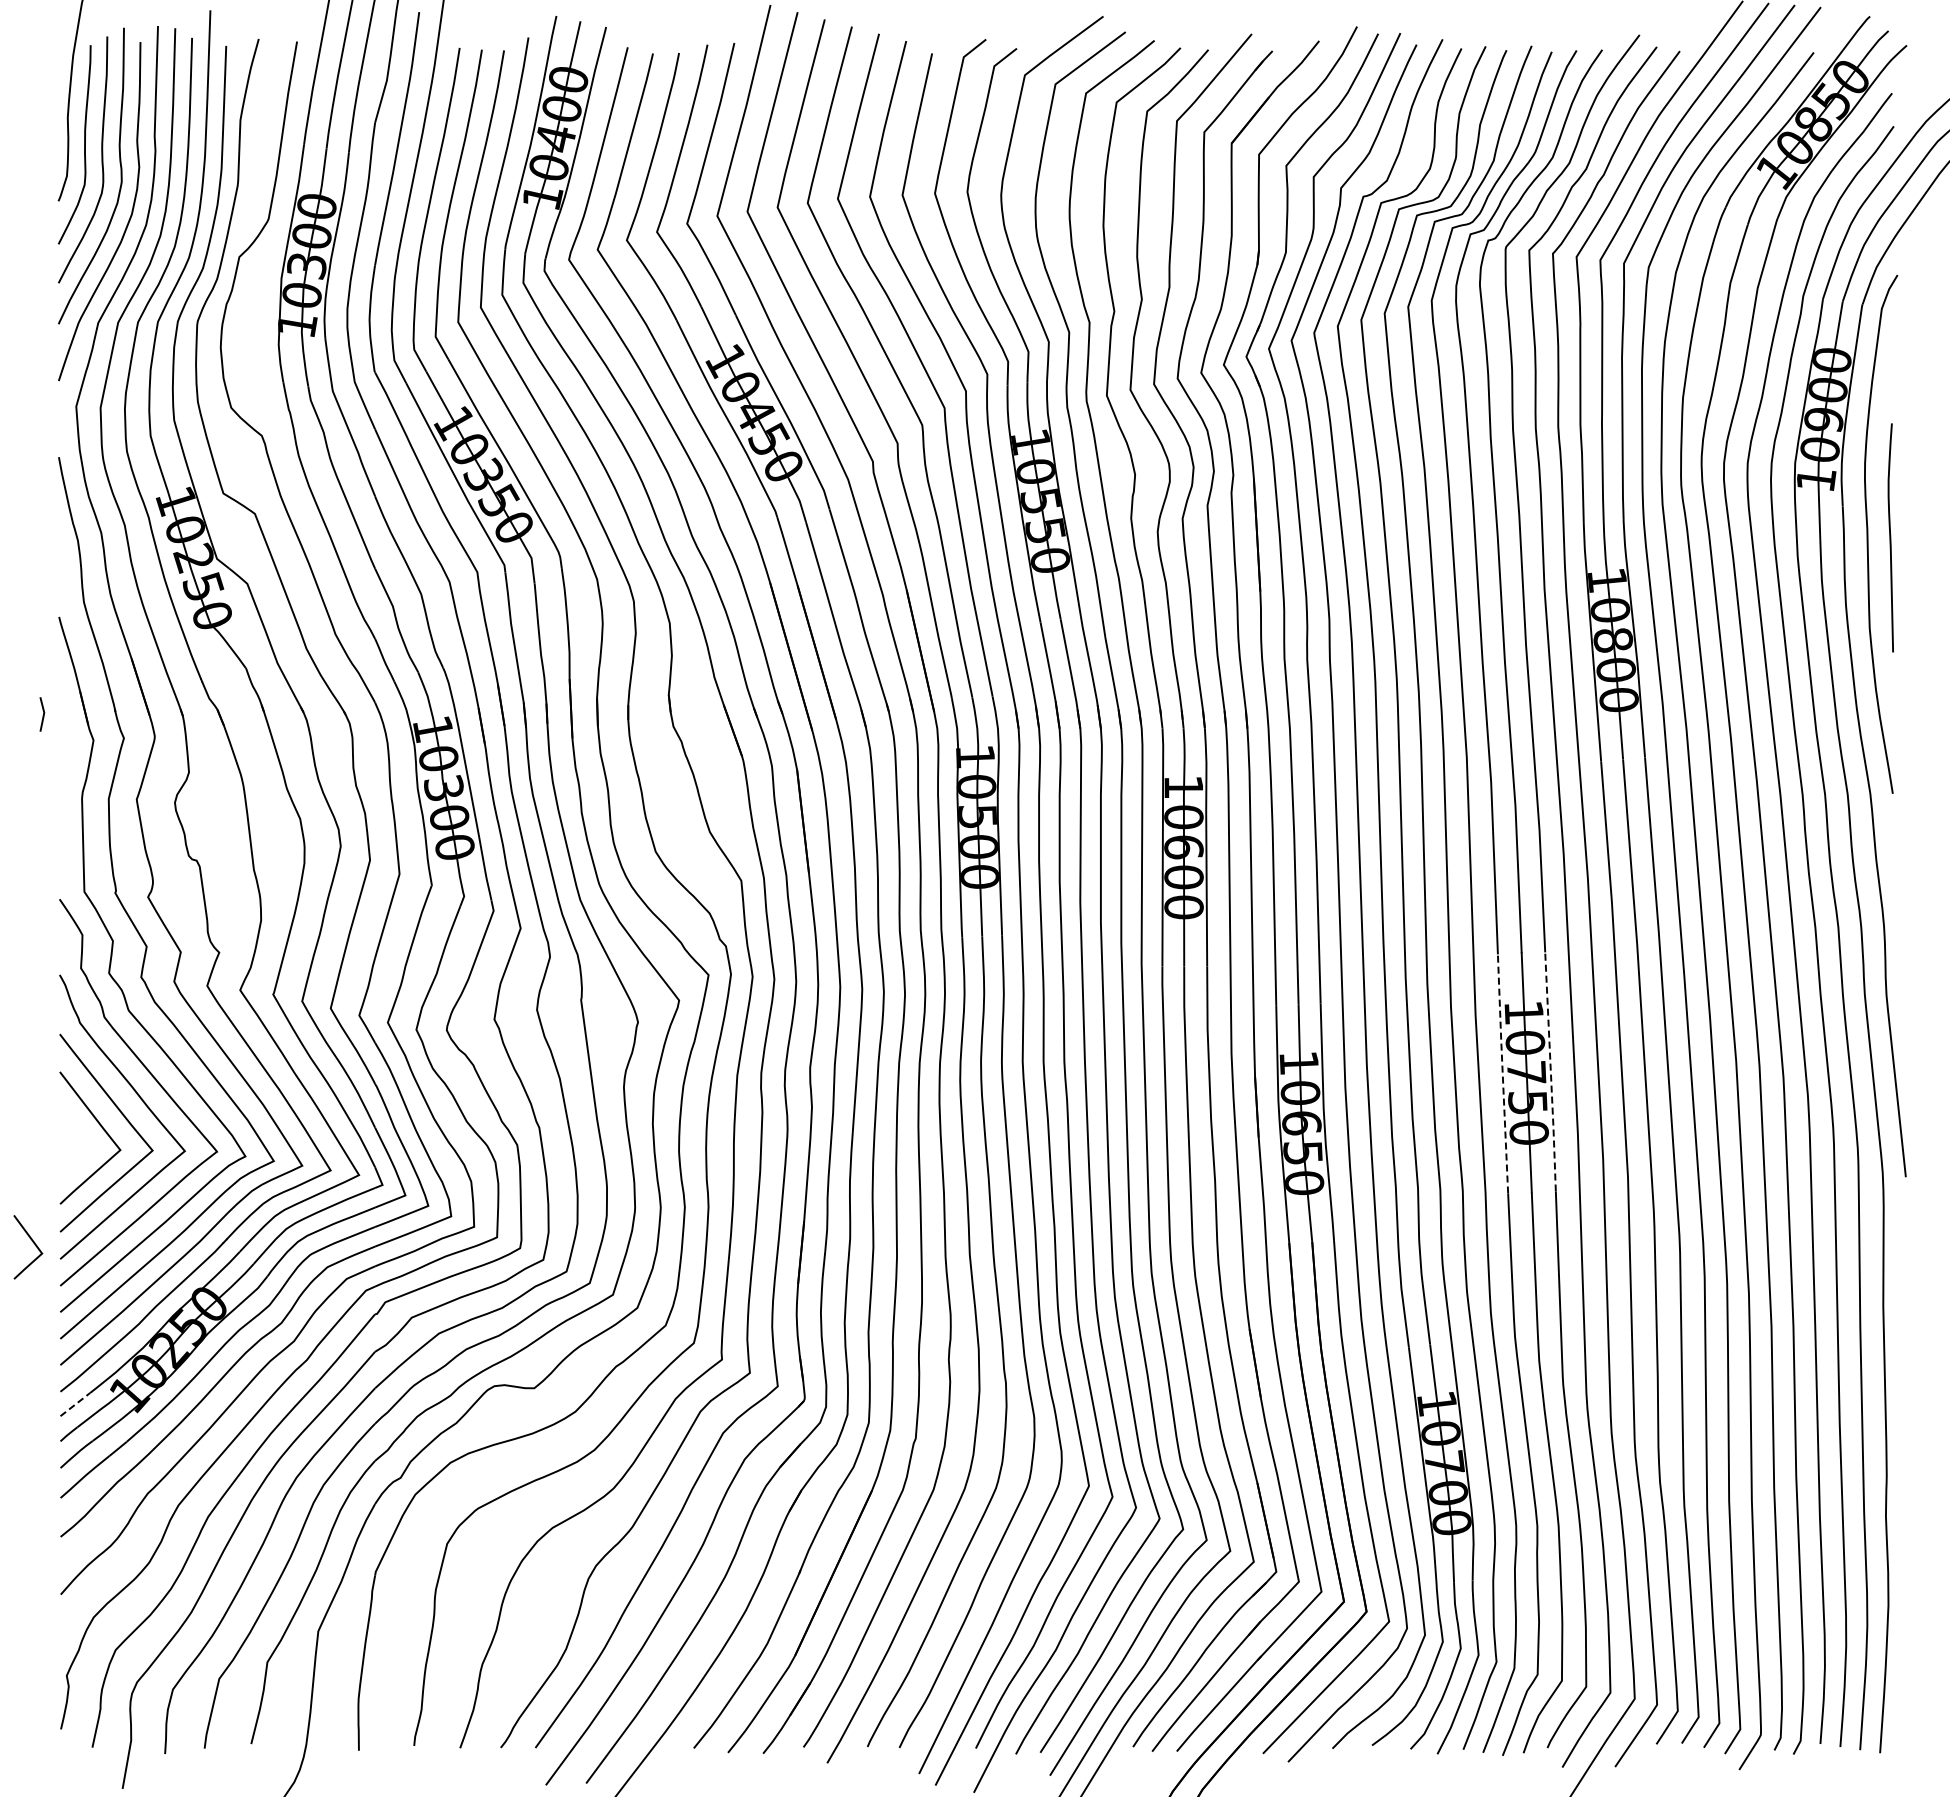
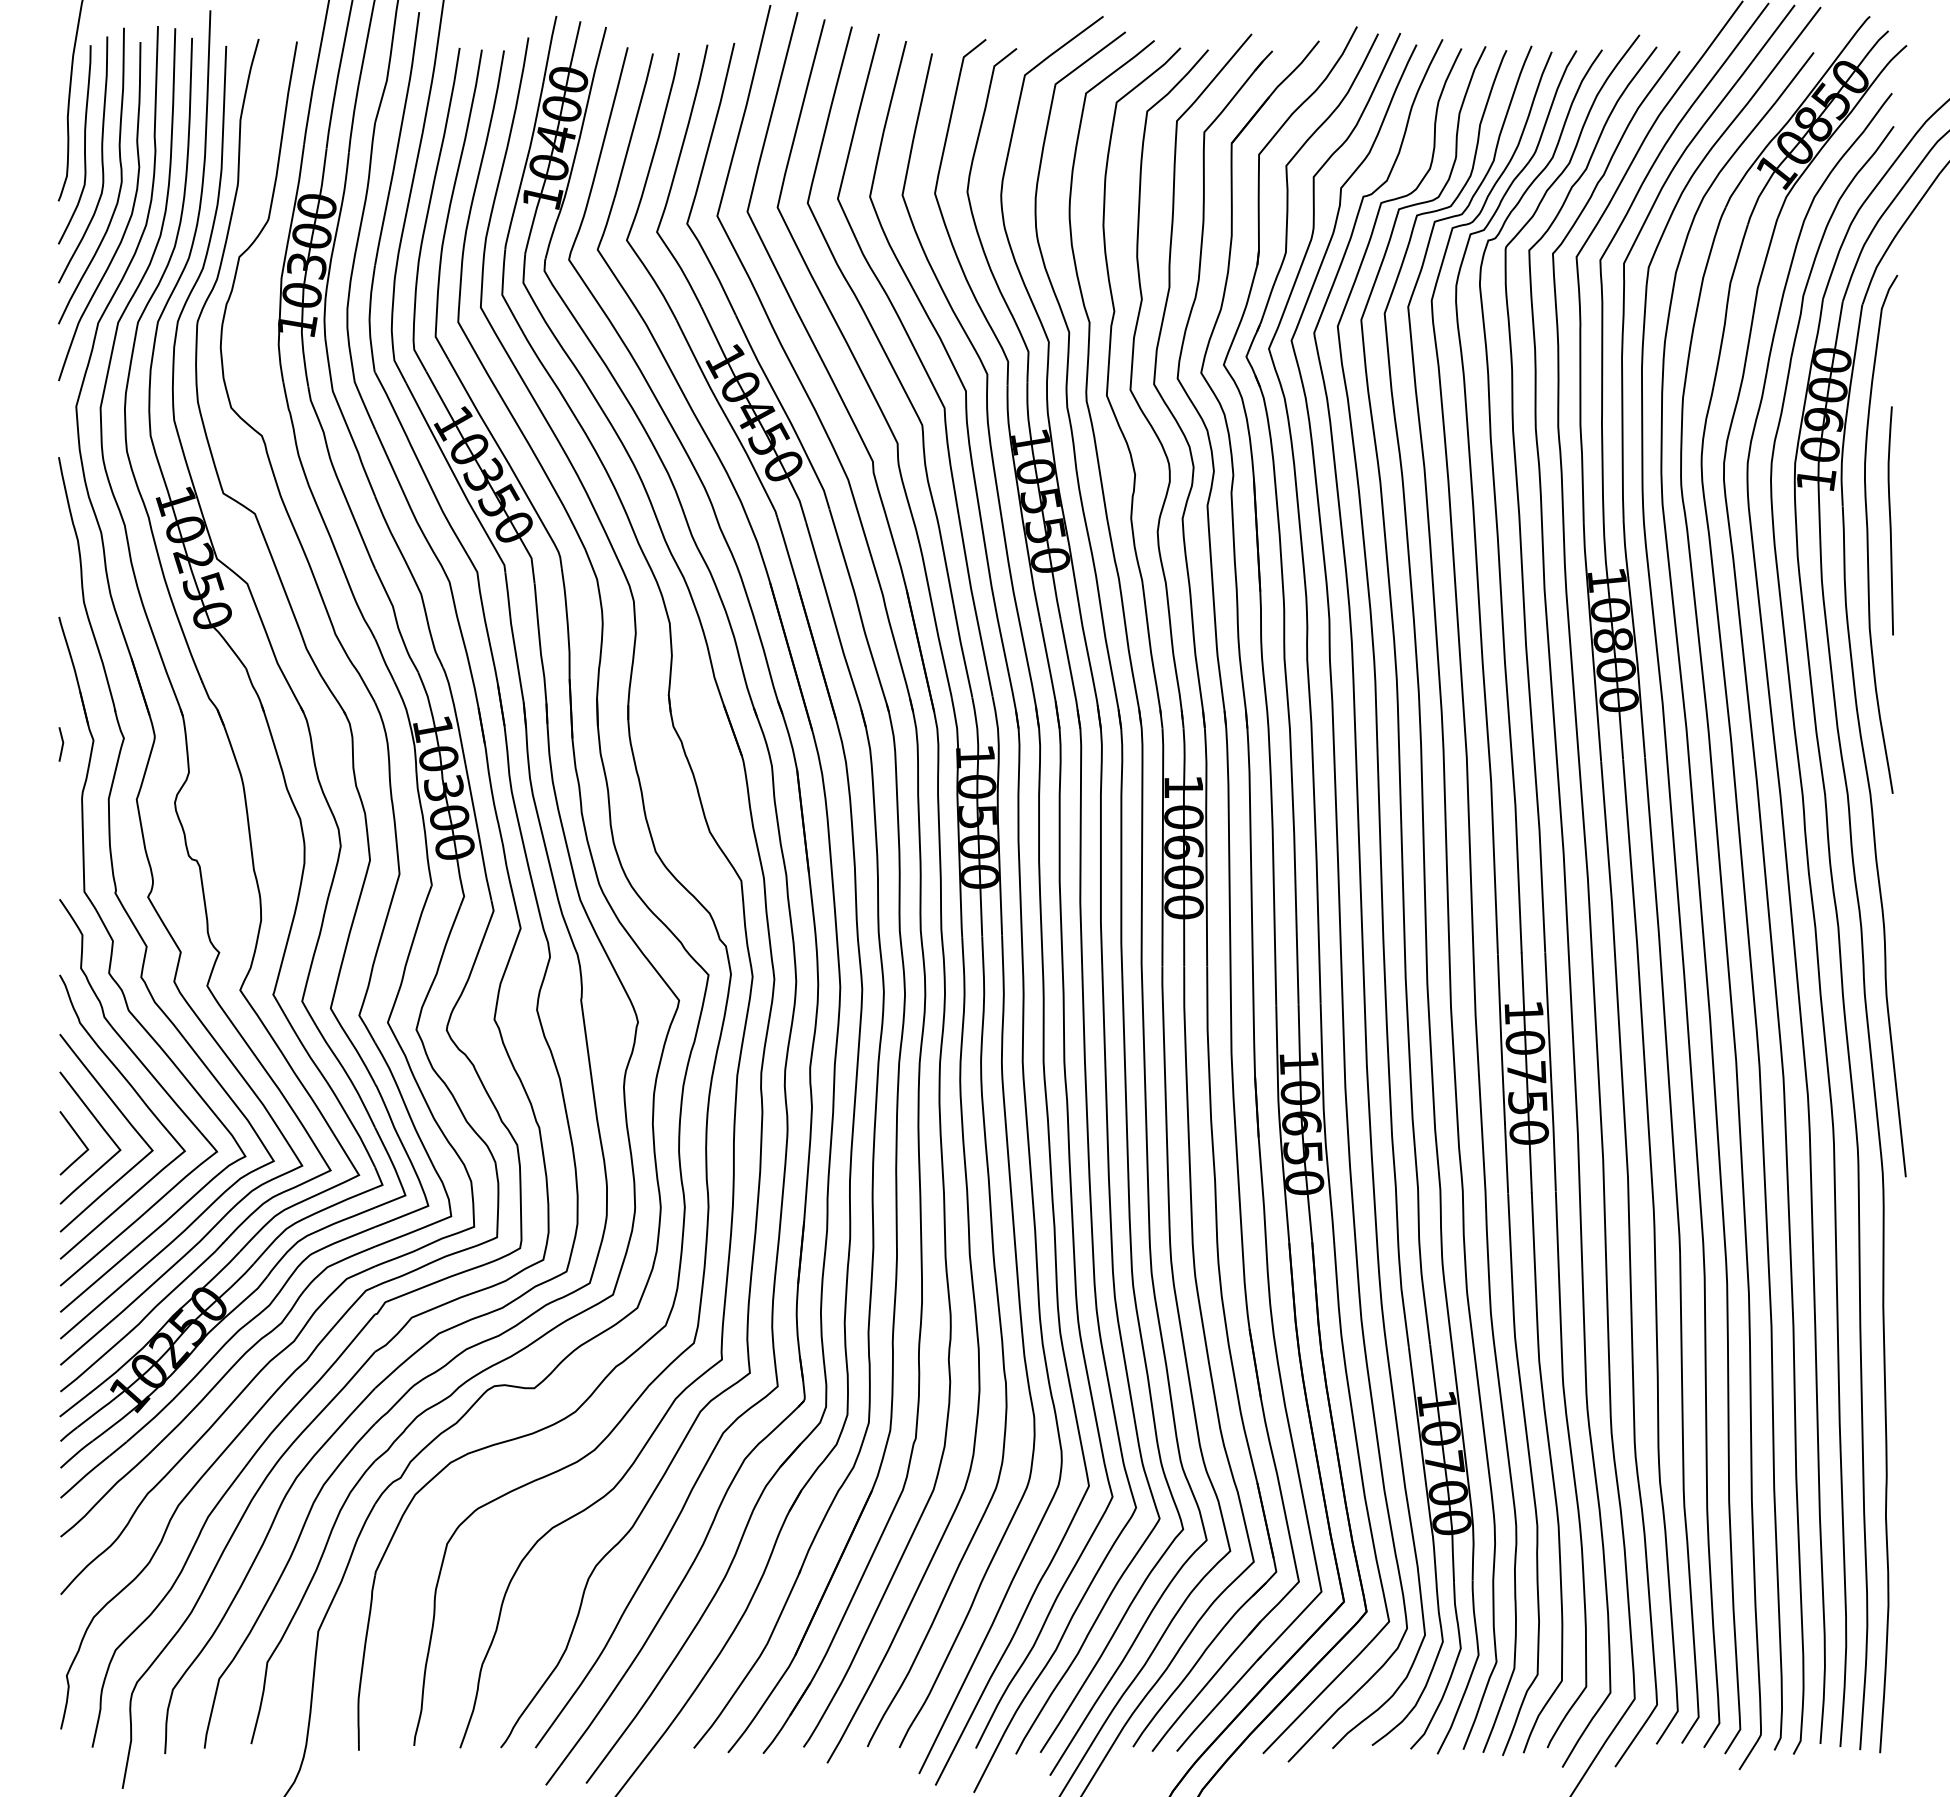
curve position: (1890, 537) -> (1890, 520) (1890, 520)
line position: (43, 714) -> (62, 744) (62, 744)
line: dashed -> solid (1502, 1072)
line: dashed -> solid (1550, 1072)
line position: (32, 1242) -> (78, 1138) (78, 1138)
line: dashed -> solid (75, 1404)
